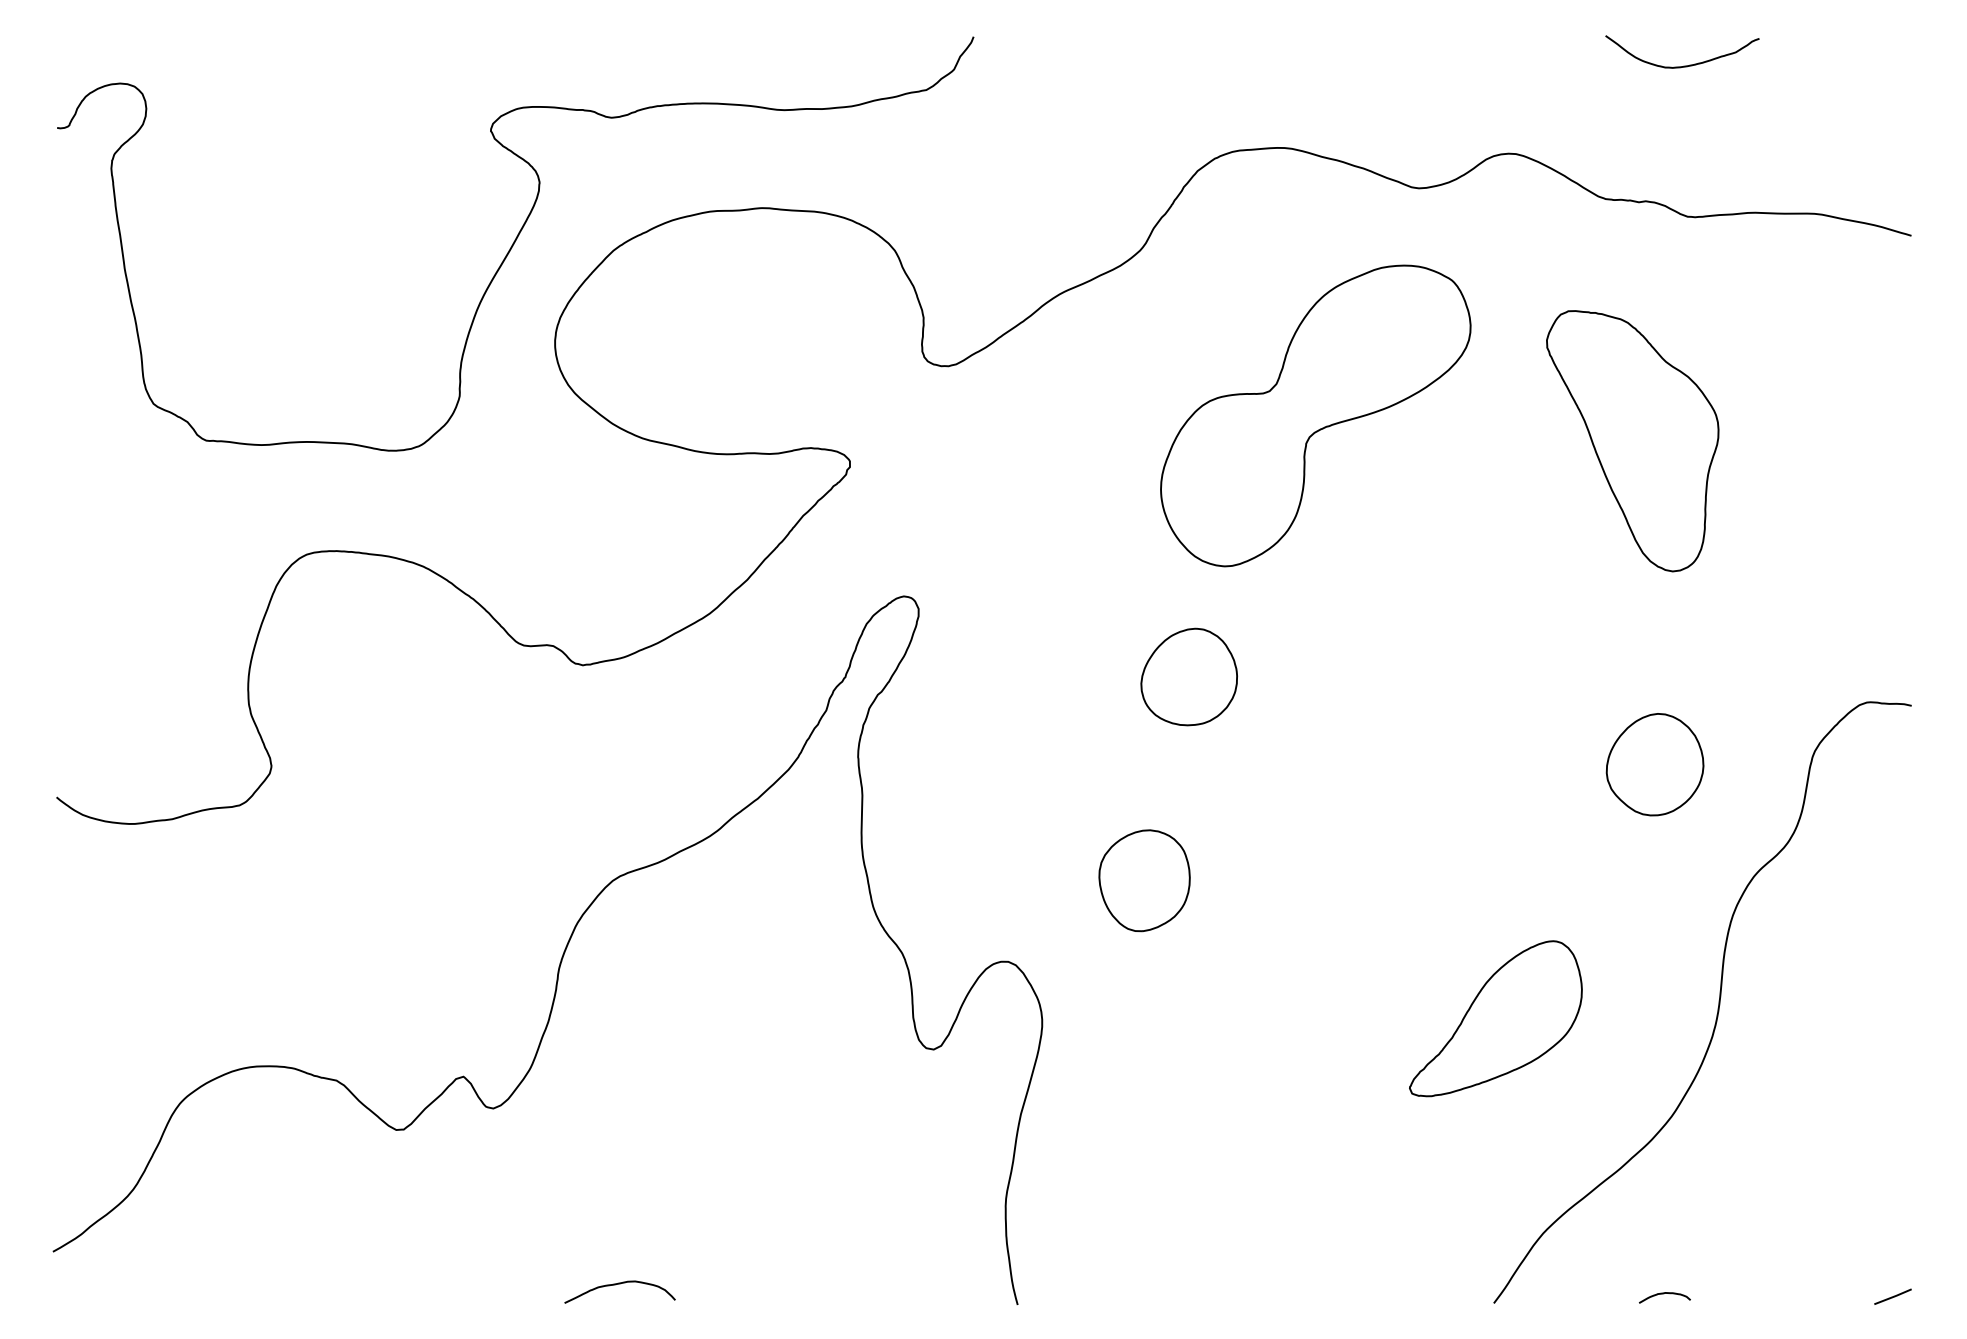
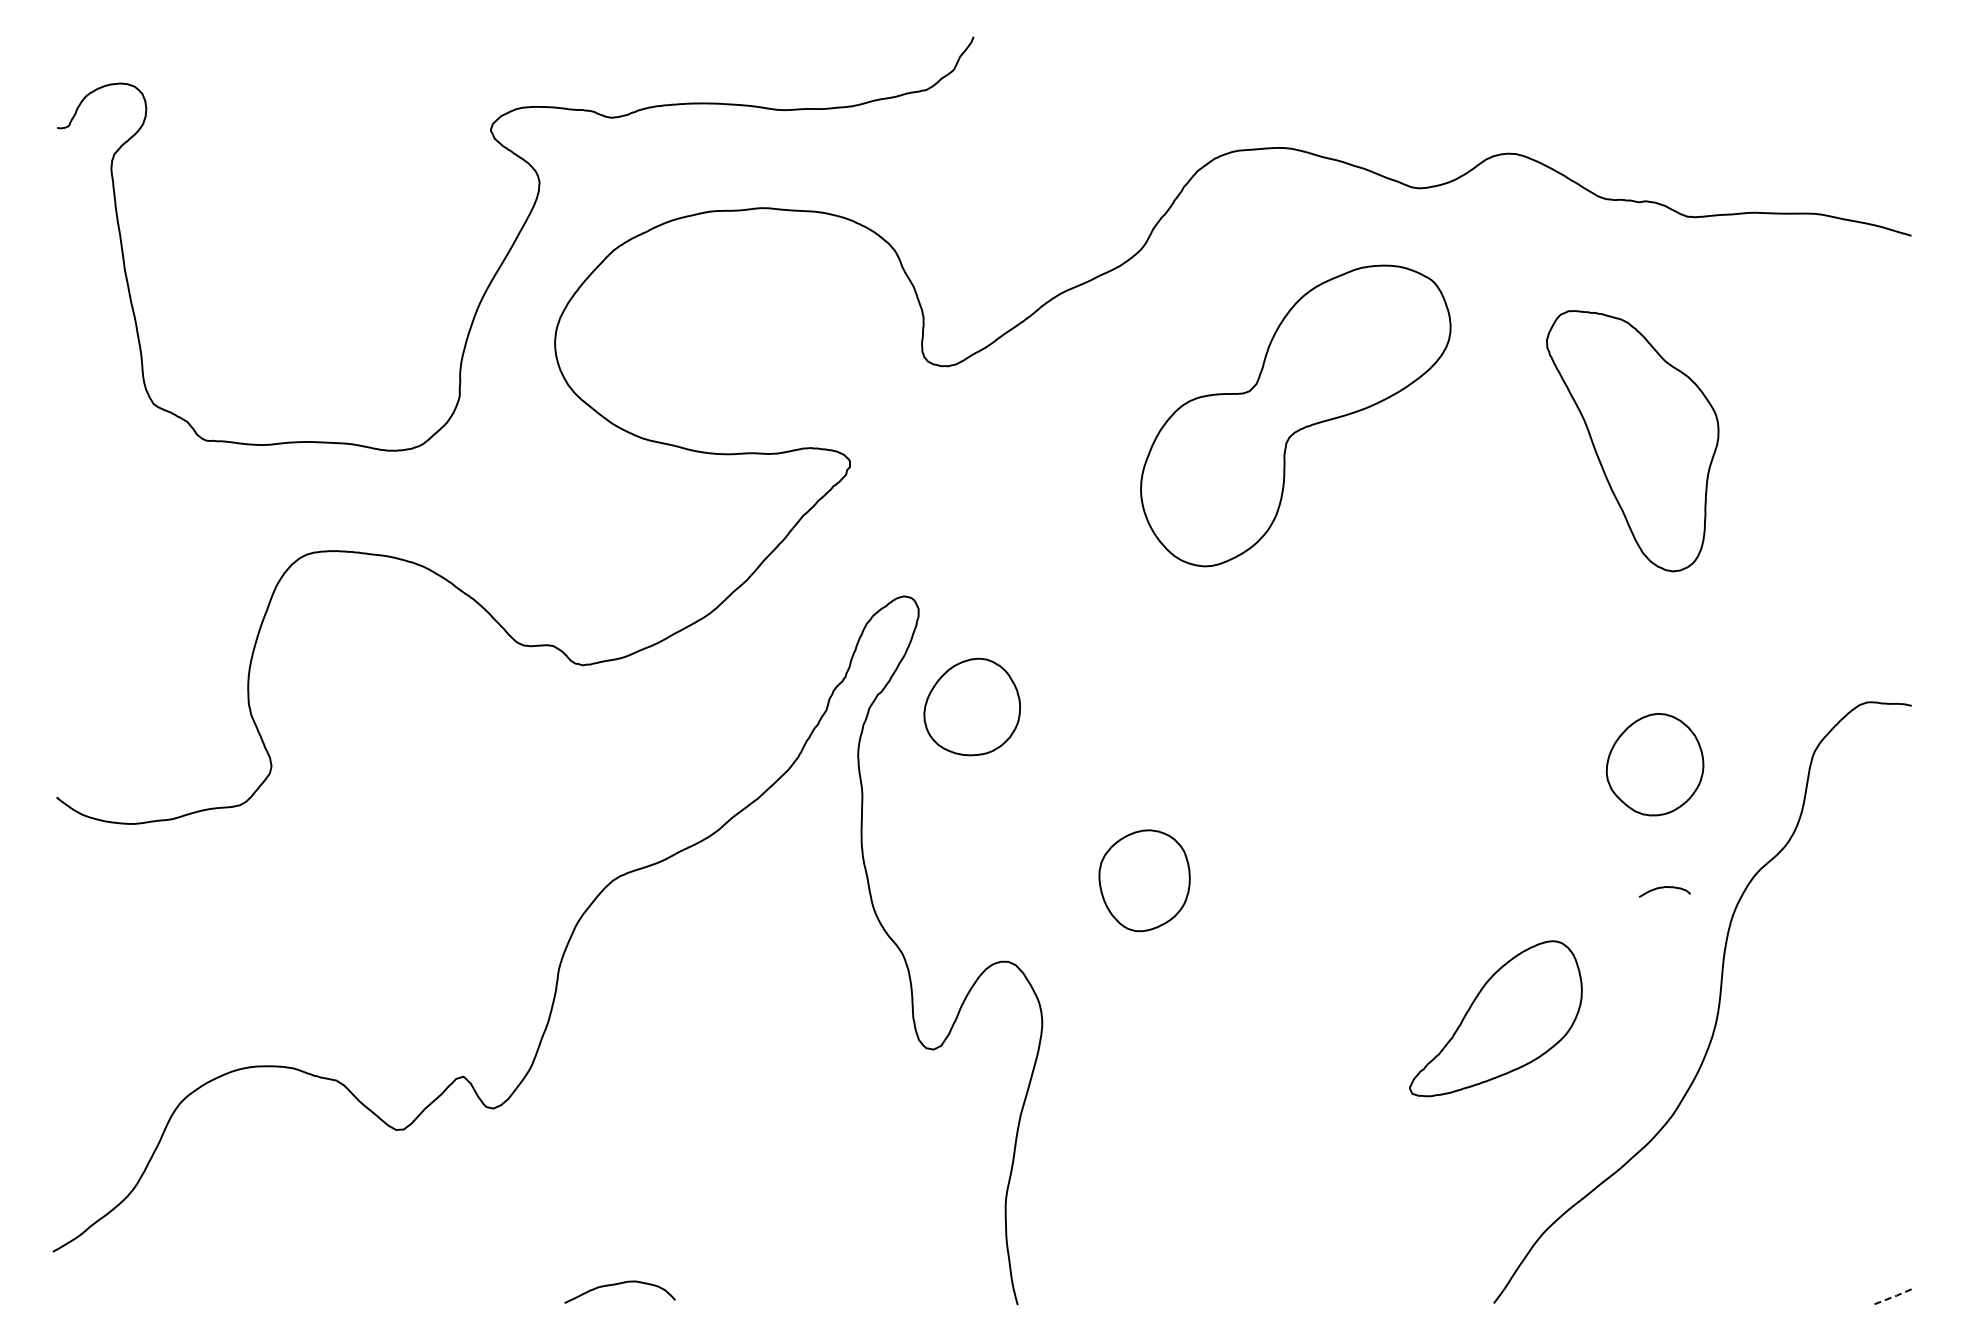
curve: present -> none (1683, 65)
part position: (1315, 415) -> (1295, 415) (1295, 415)
part position: (1188, 676) -> (971, 706) (971, 706)
curve position: (1664, 1294) -> (1664, 888) (1664, 888)
line: solid -> dashed (1893, 1297)
